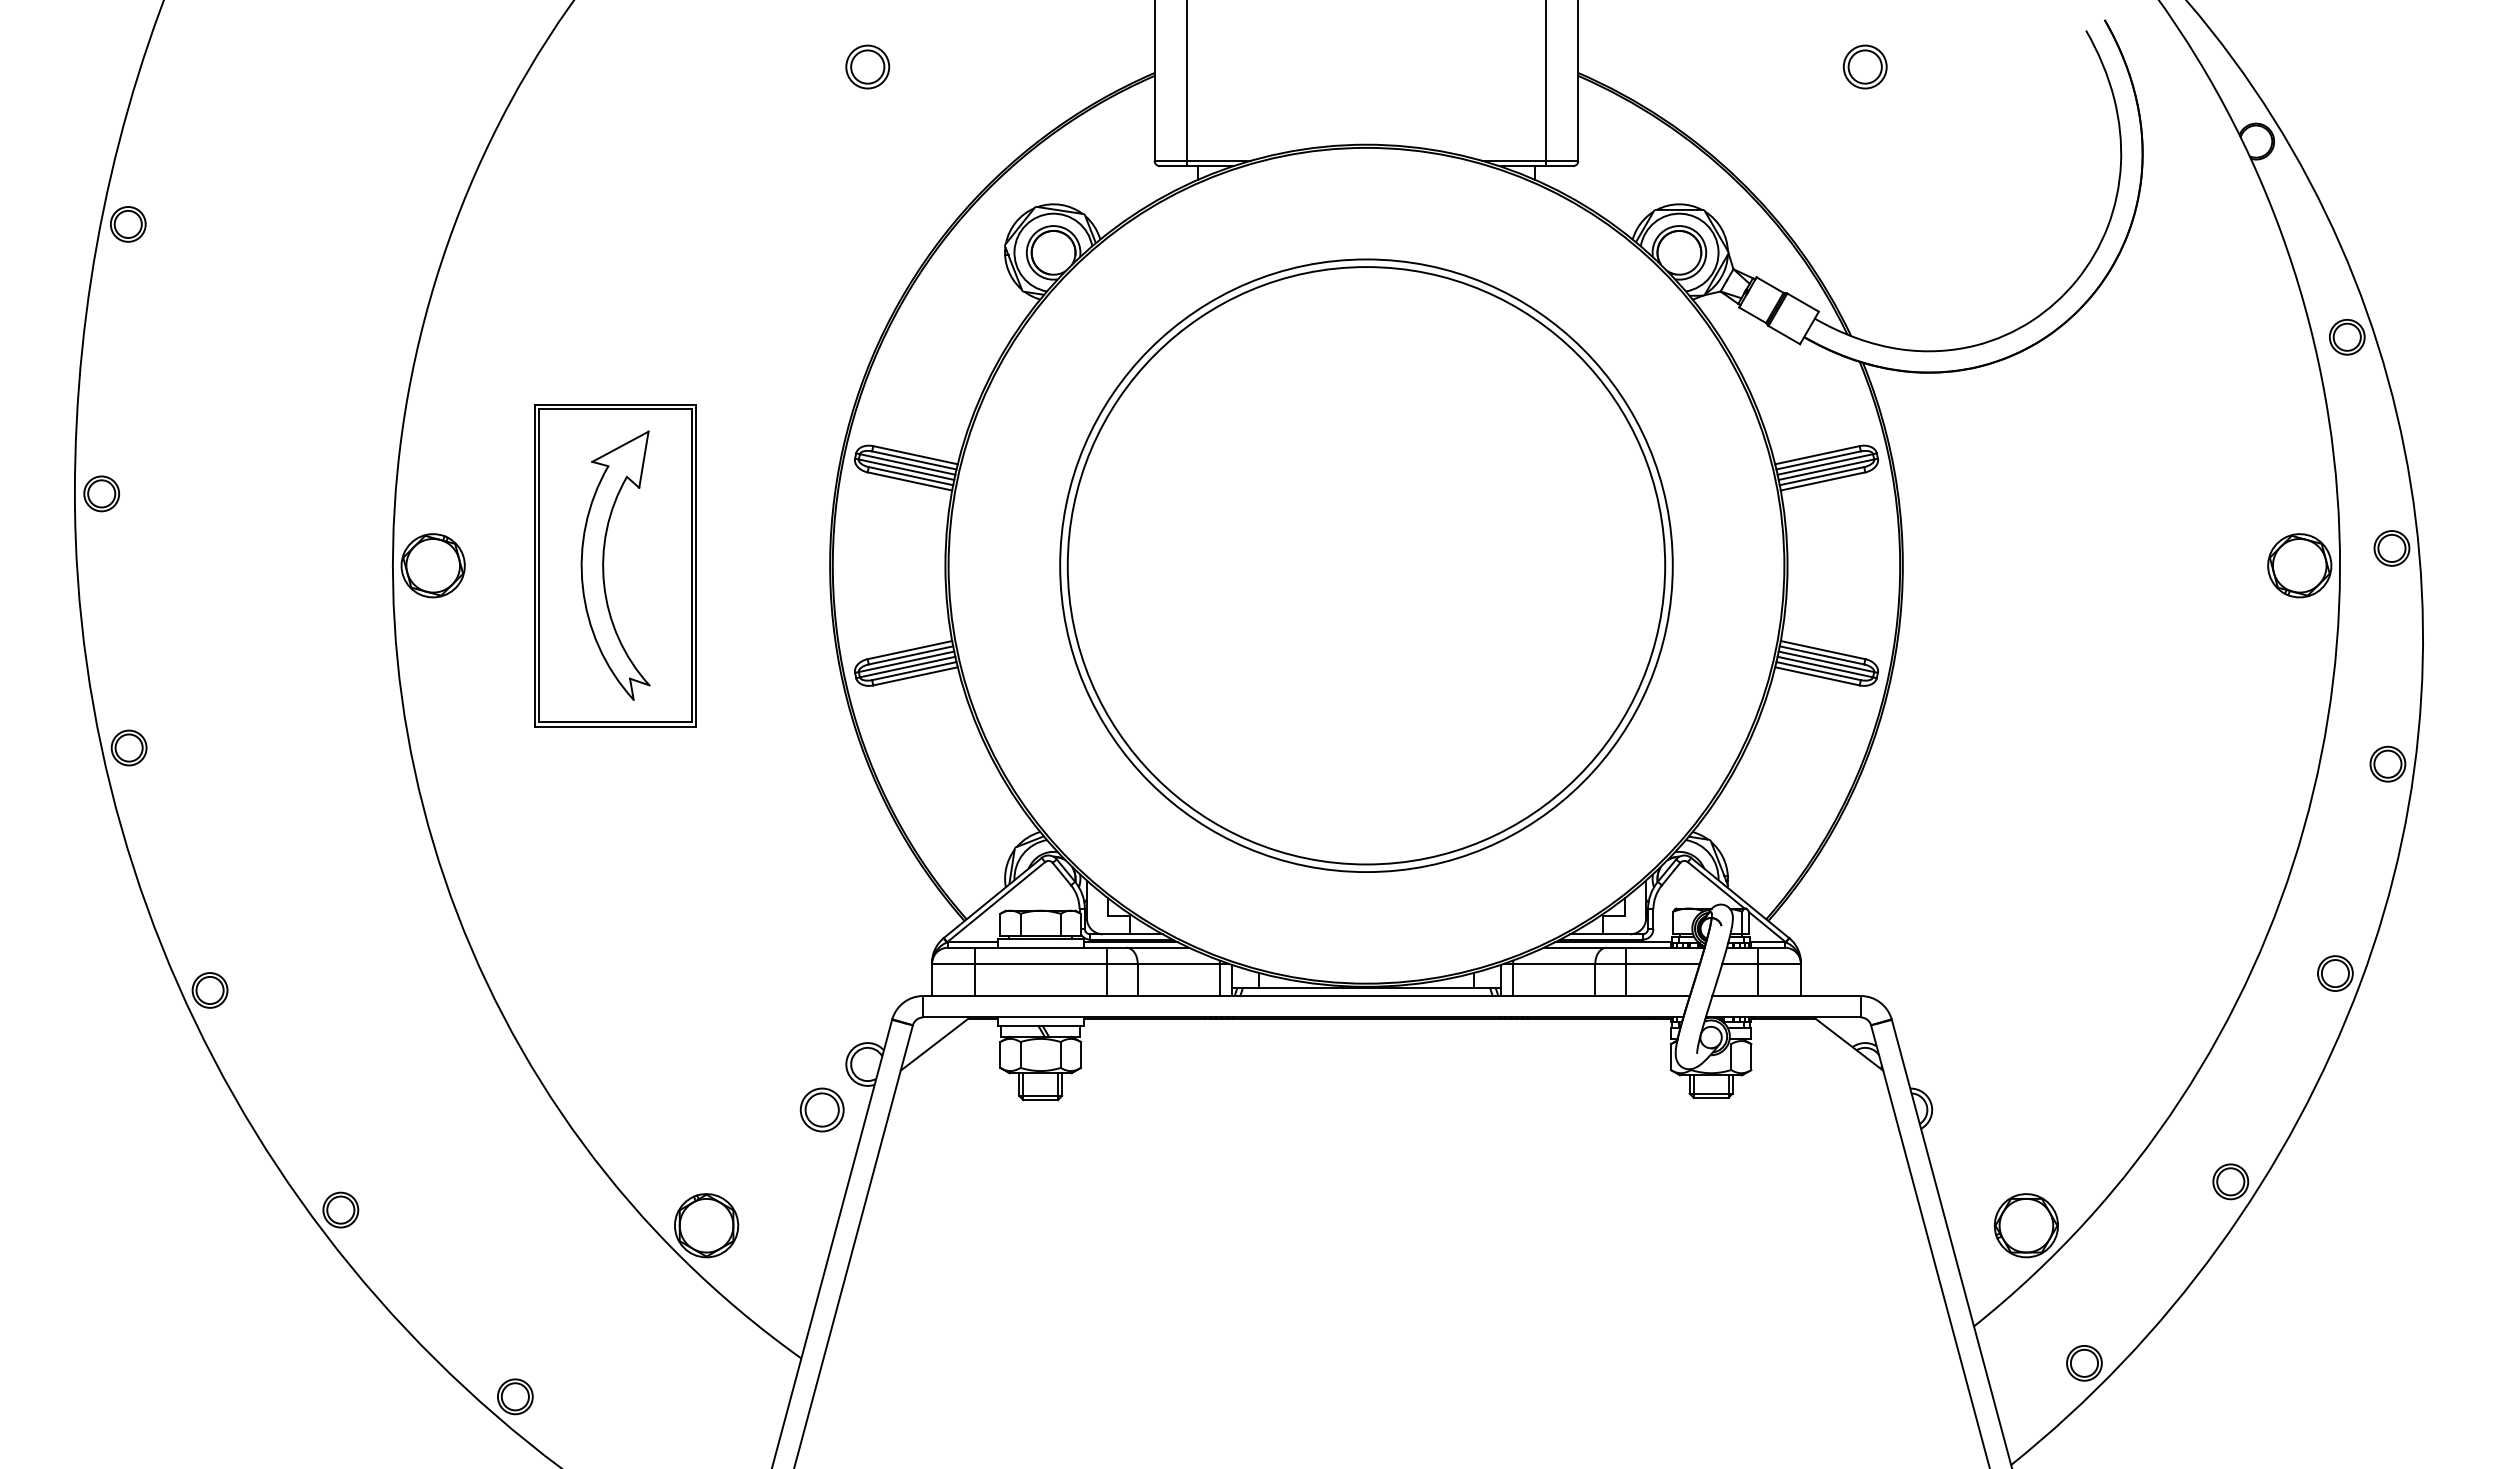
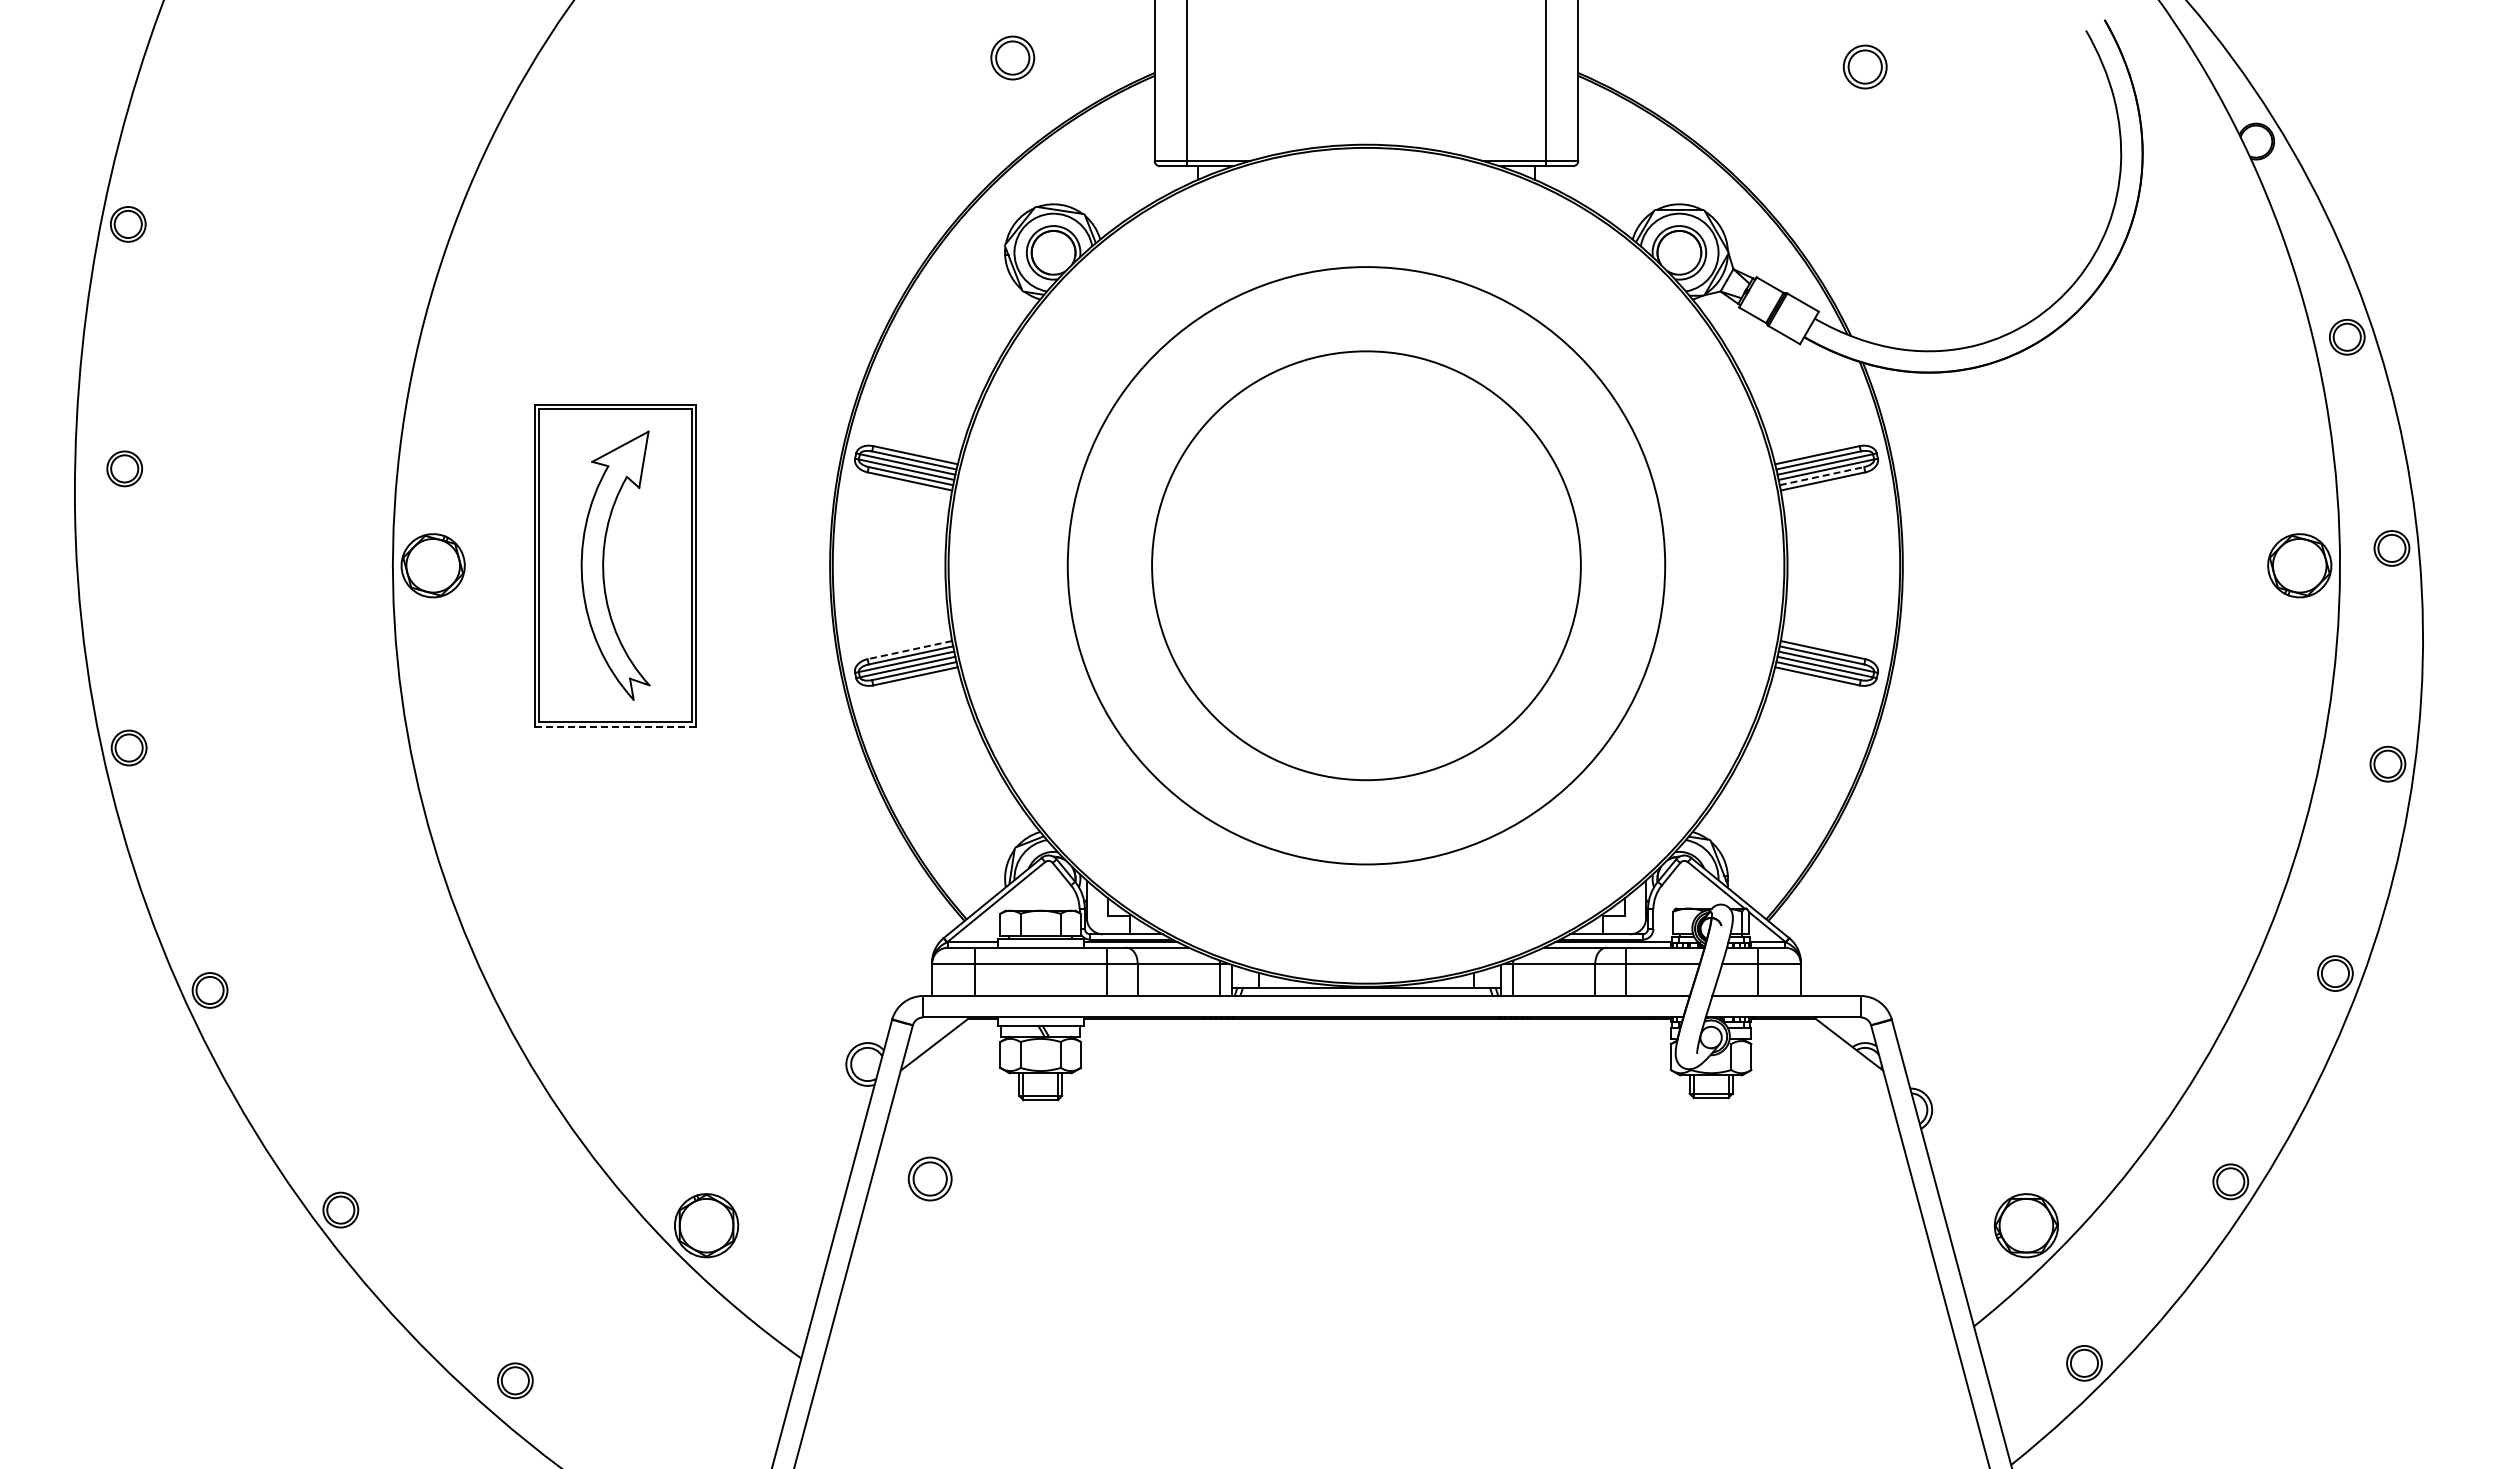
part position: (867, 66) -> (1012, 57) (1012, 57)
line: solid -> dashed (1822, 476)
part position: (101, 493) -> (124, 468) (124, 468)
circle diameter: 613 px -> 429 px (1366, 565)
line: solid -> dashed (909, 650)
line: solid -> dashed (616, 726)
part position: (821, 1109) -> (929, 1178) (929, 1178)
part position: (515, 1396) -> (515, 1380) (515, 1380)
